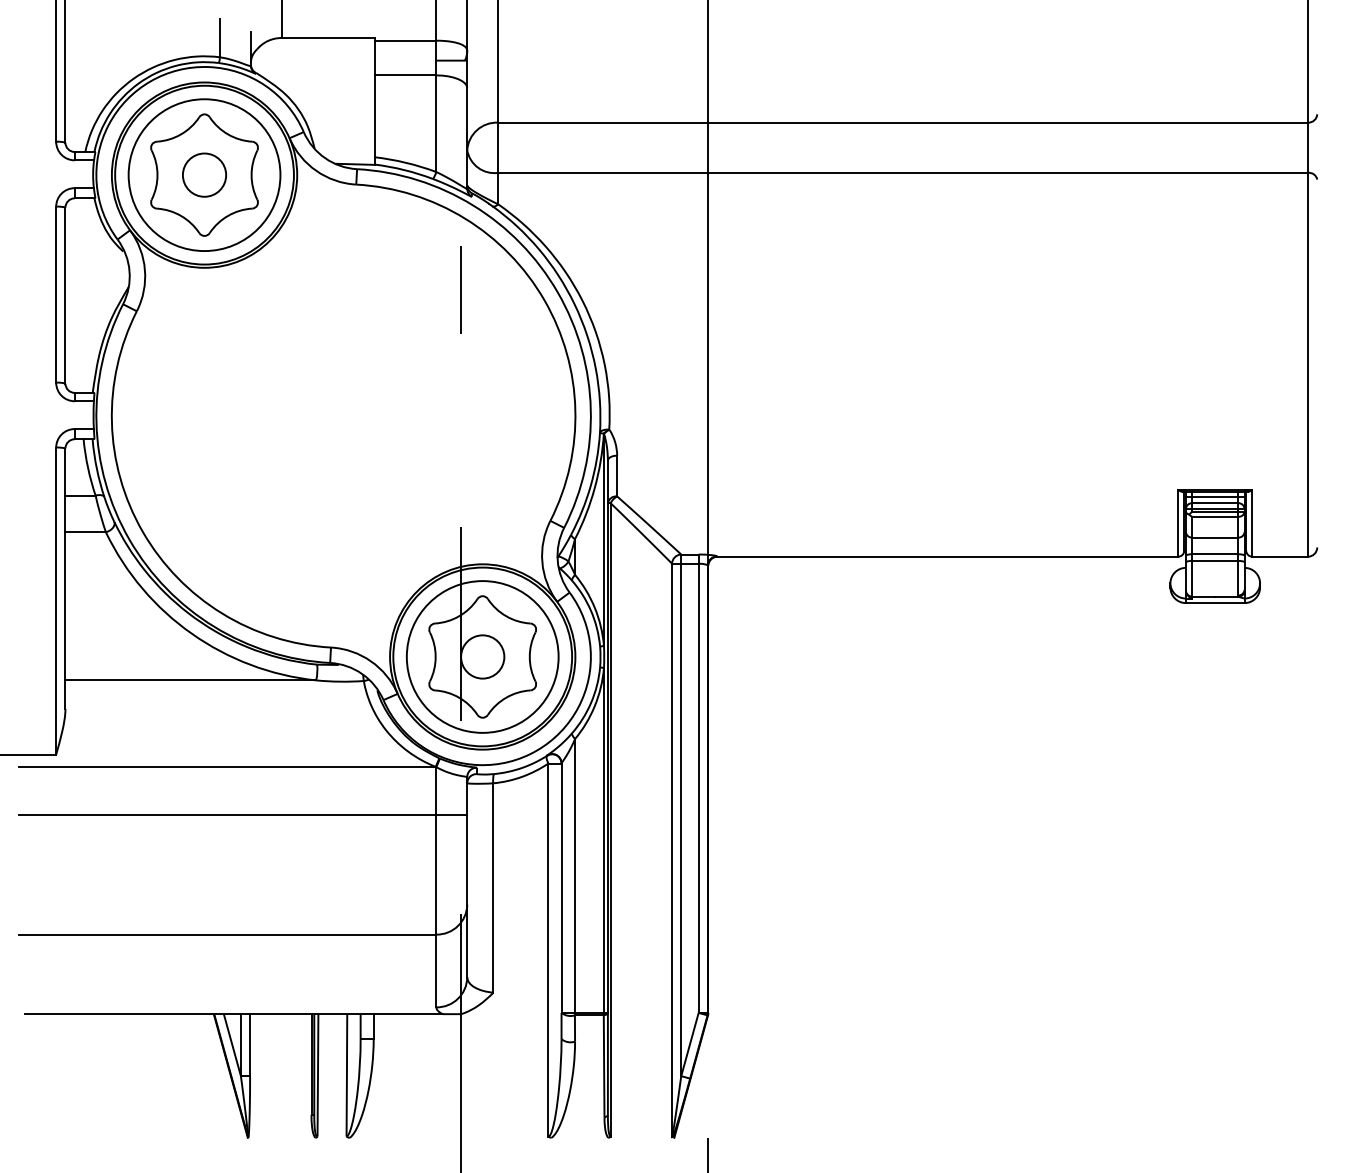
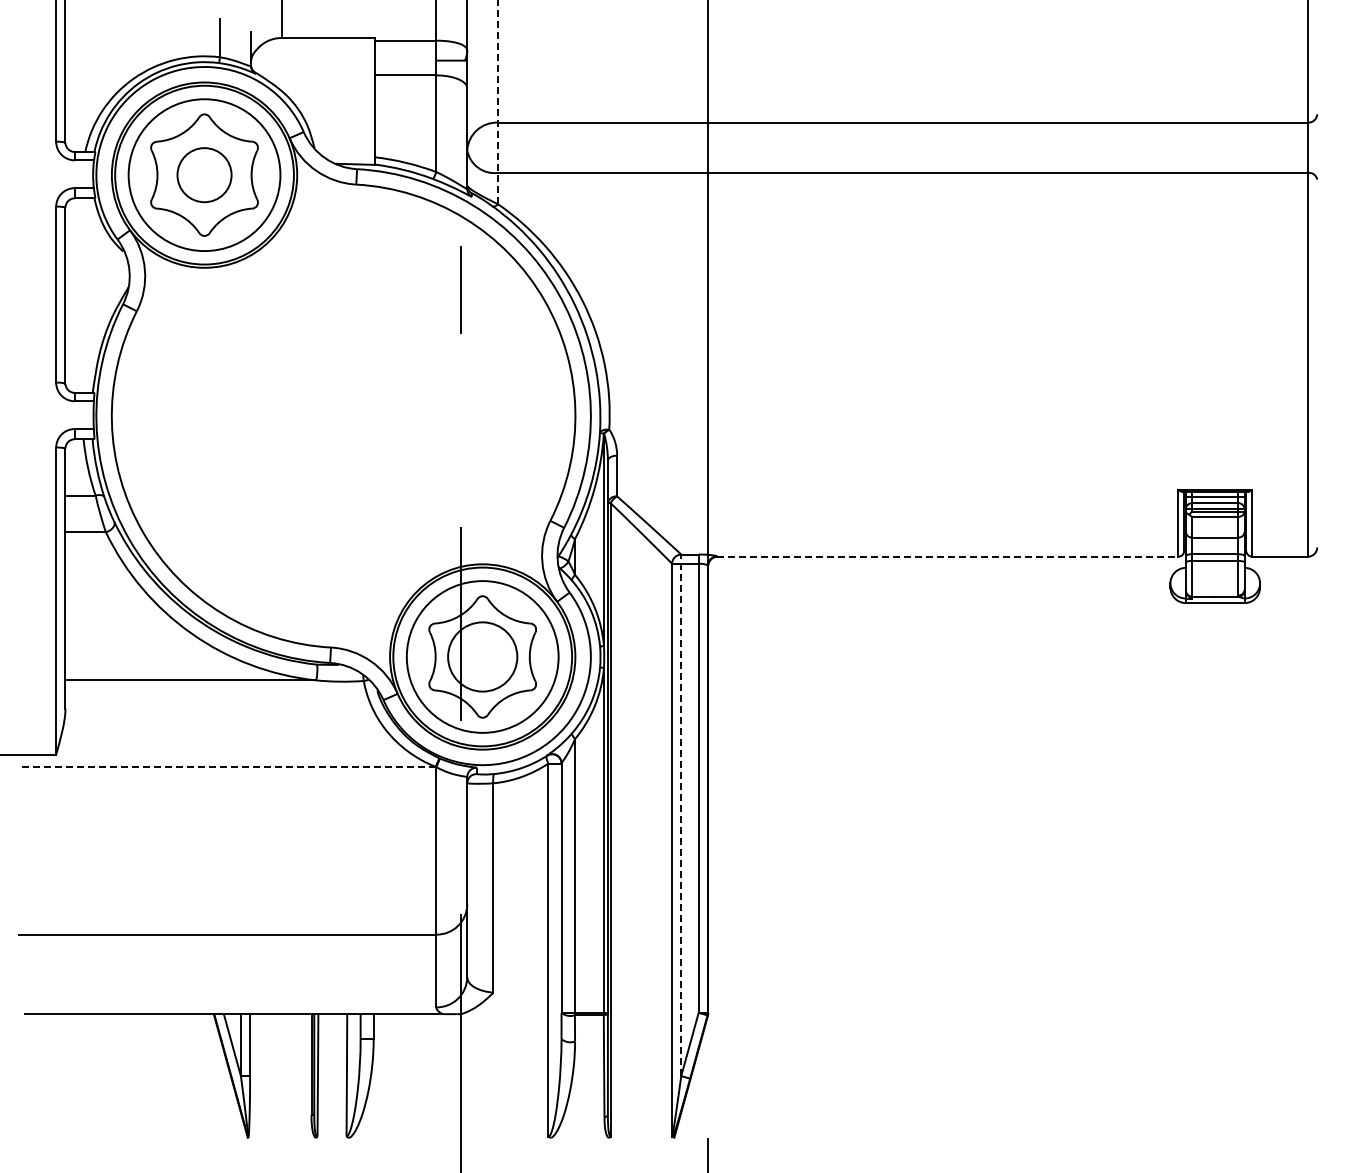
line: solid -> dashed (498, 102)
circle diameter: 43 px -> 54 px (204, 175)
line: solid -> dashed (948, 556)
circle diameter: 43 px -> 69 px (482, 656)
line: solid -> dashed (226, 766)
line: present -> none (243, 814)
line: solid -> dashed (681, 815)
